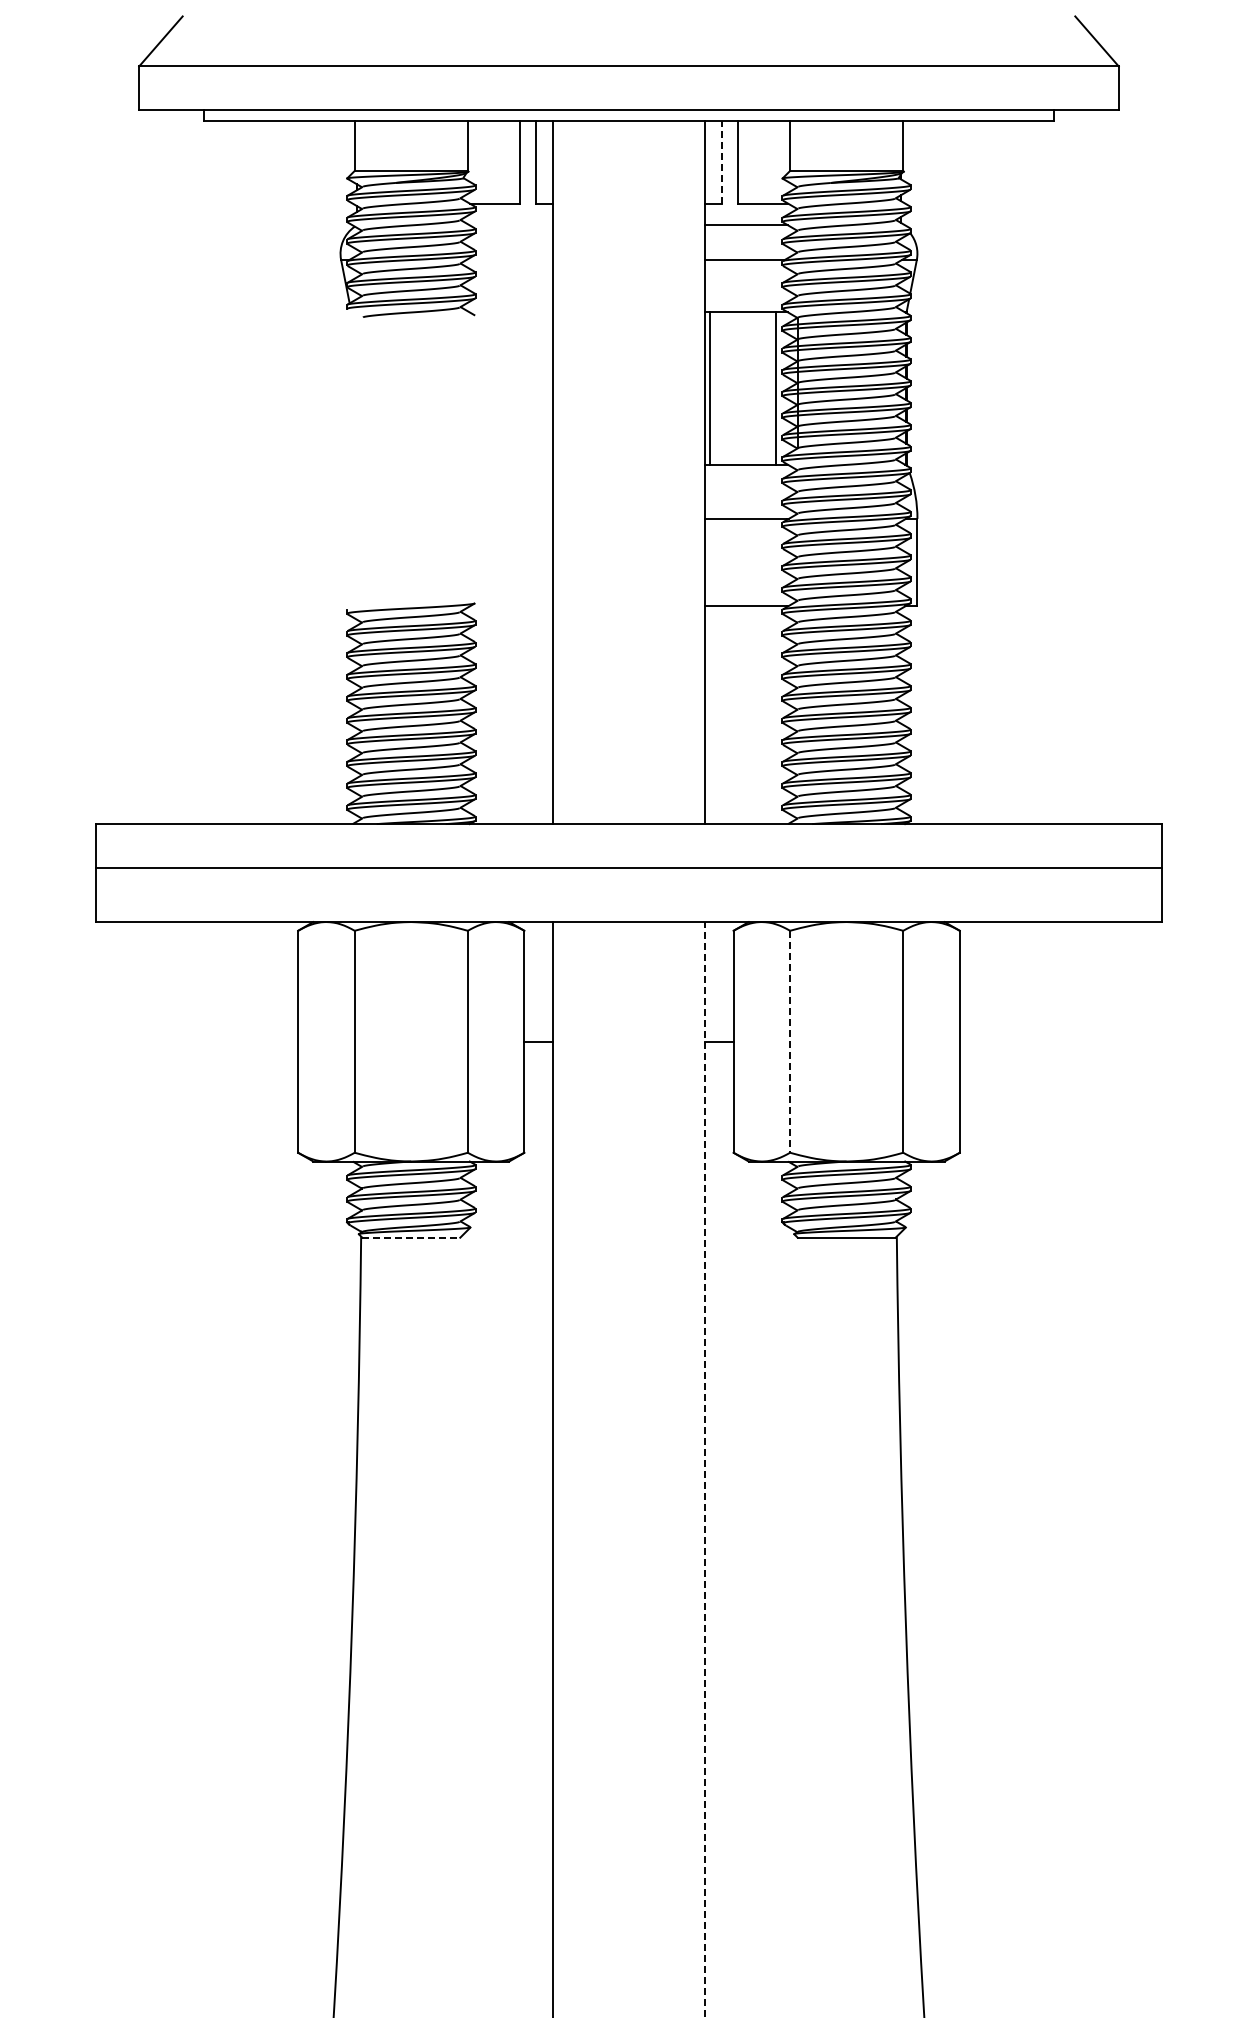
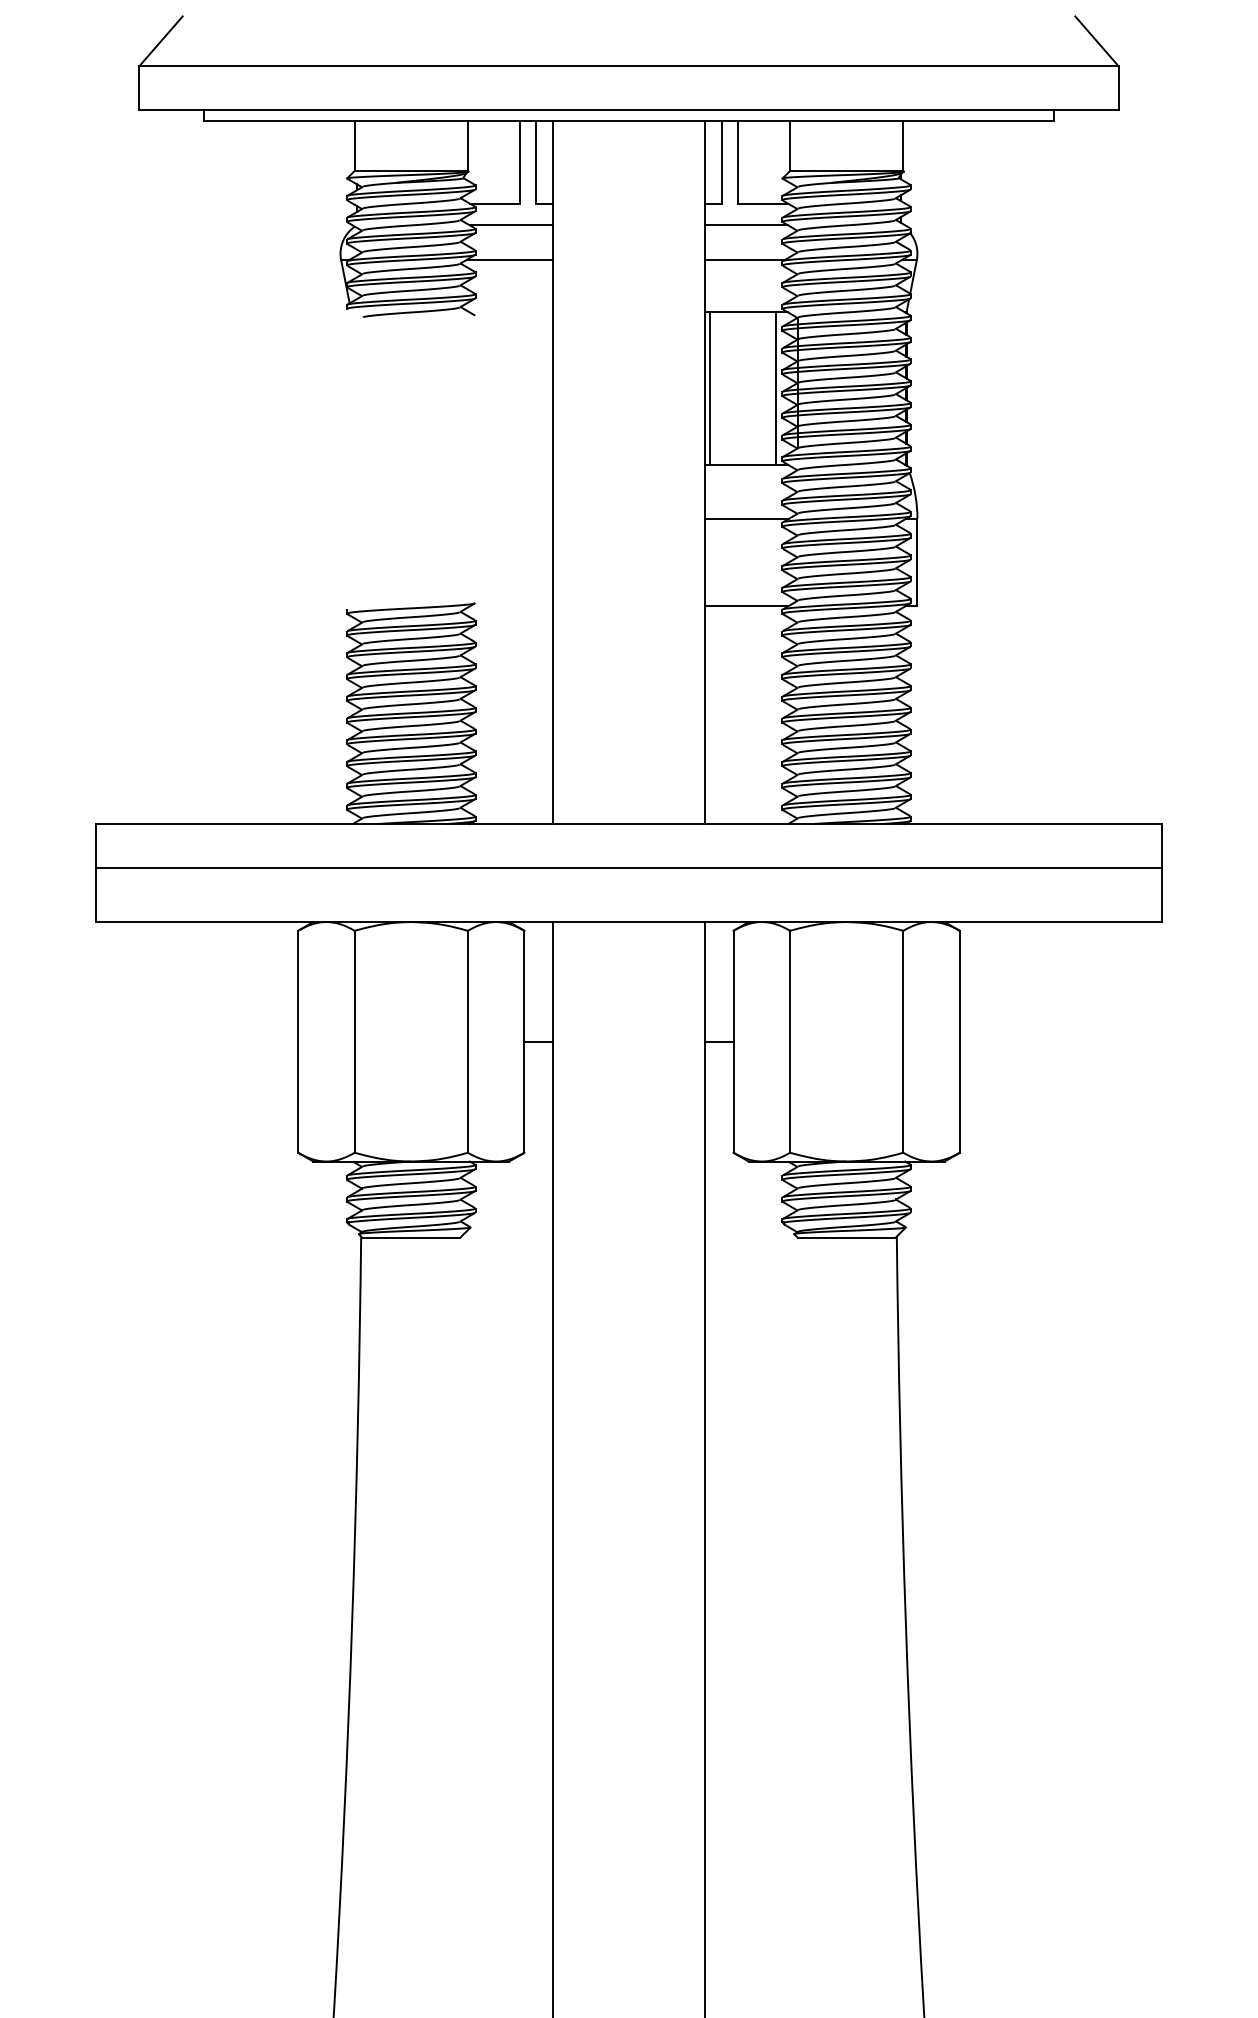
line: dashed -> solid (721, 161)
line: none -> present (510, 225)
line: none -> present (509, 259)
line: dashed -> solid (790, 1041)
line: dashed -> solid (411, 1237)
line: dashed -> solid (705, 1469)
